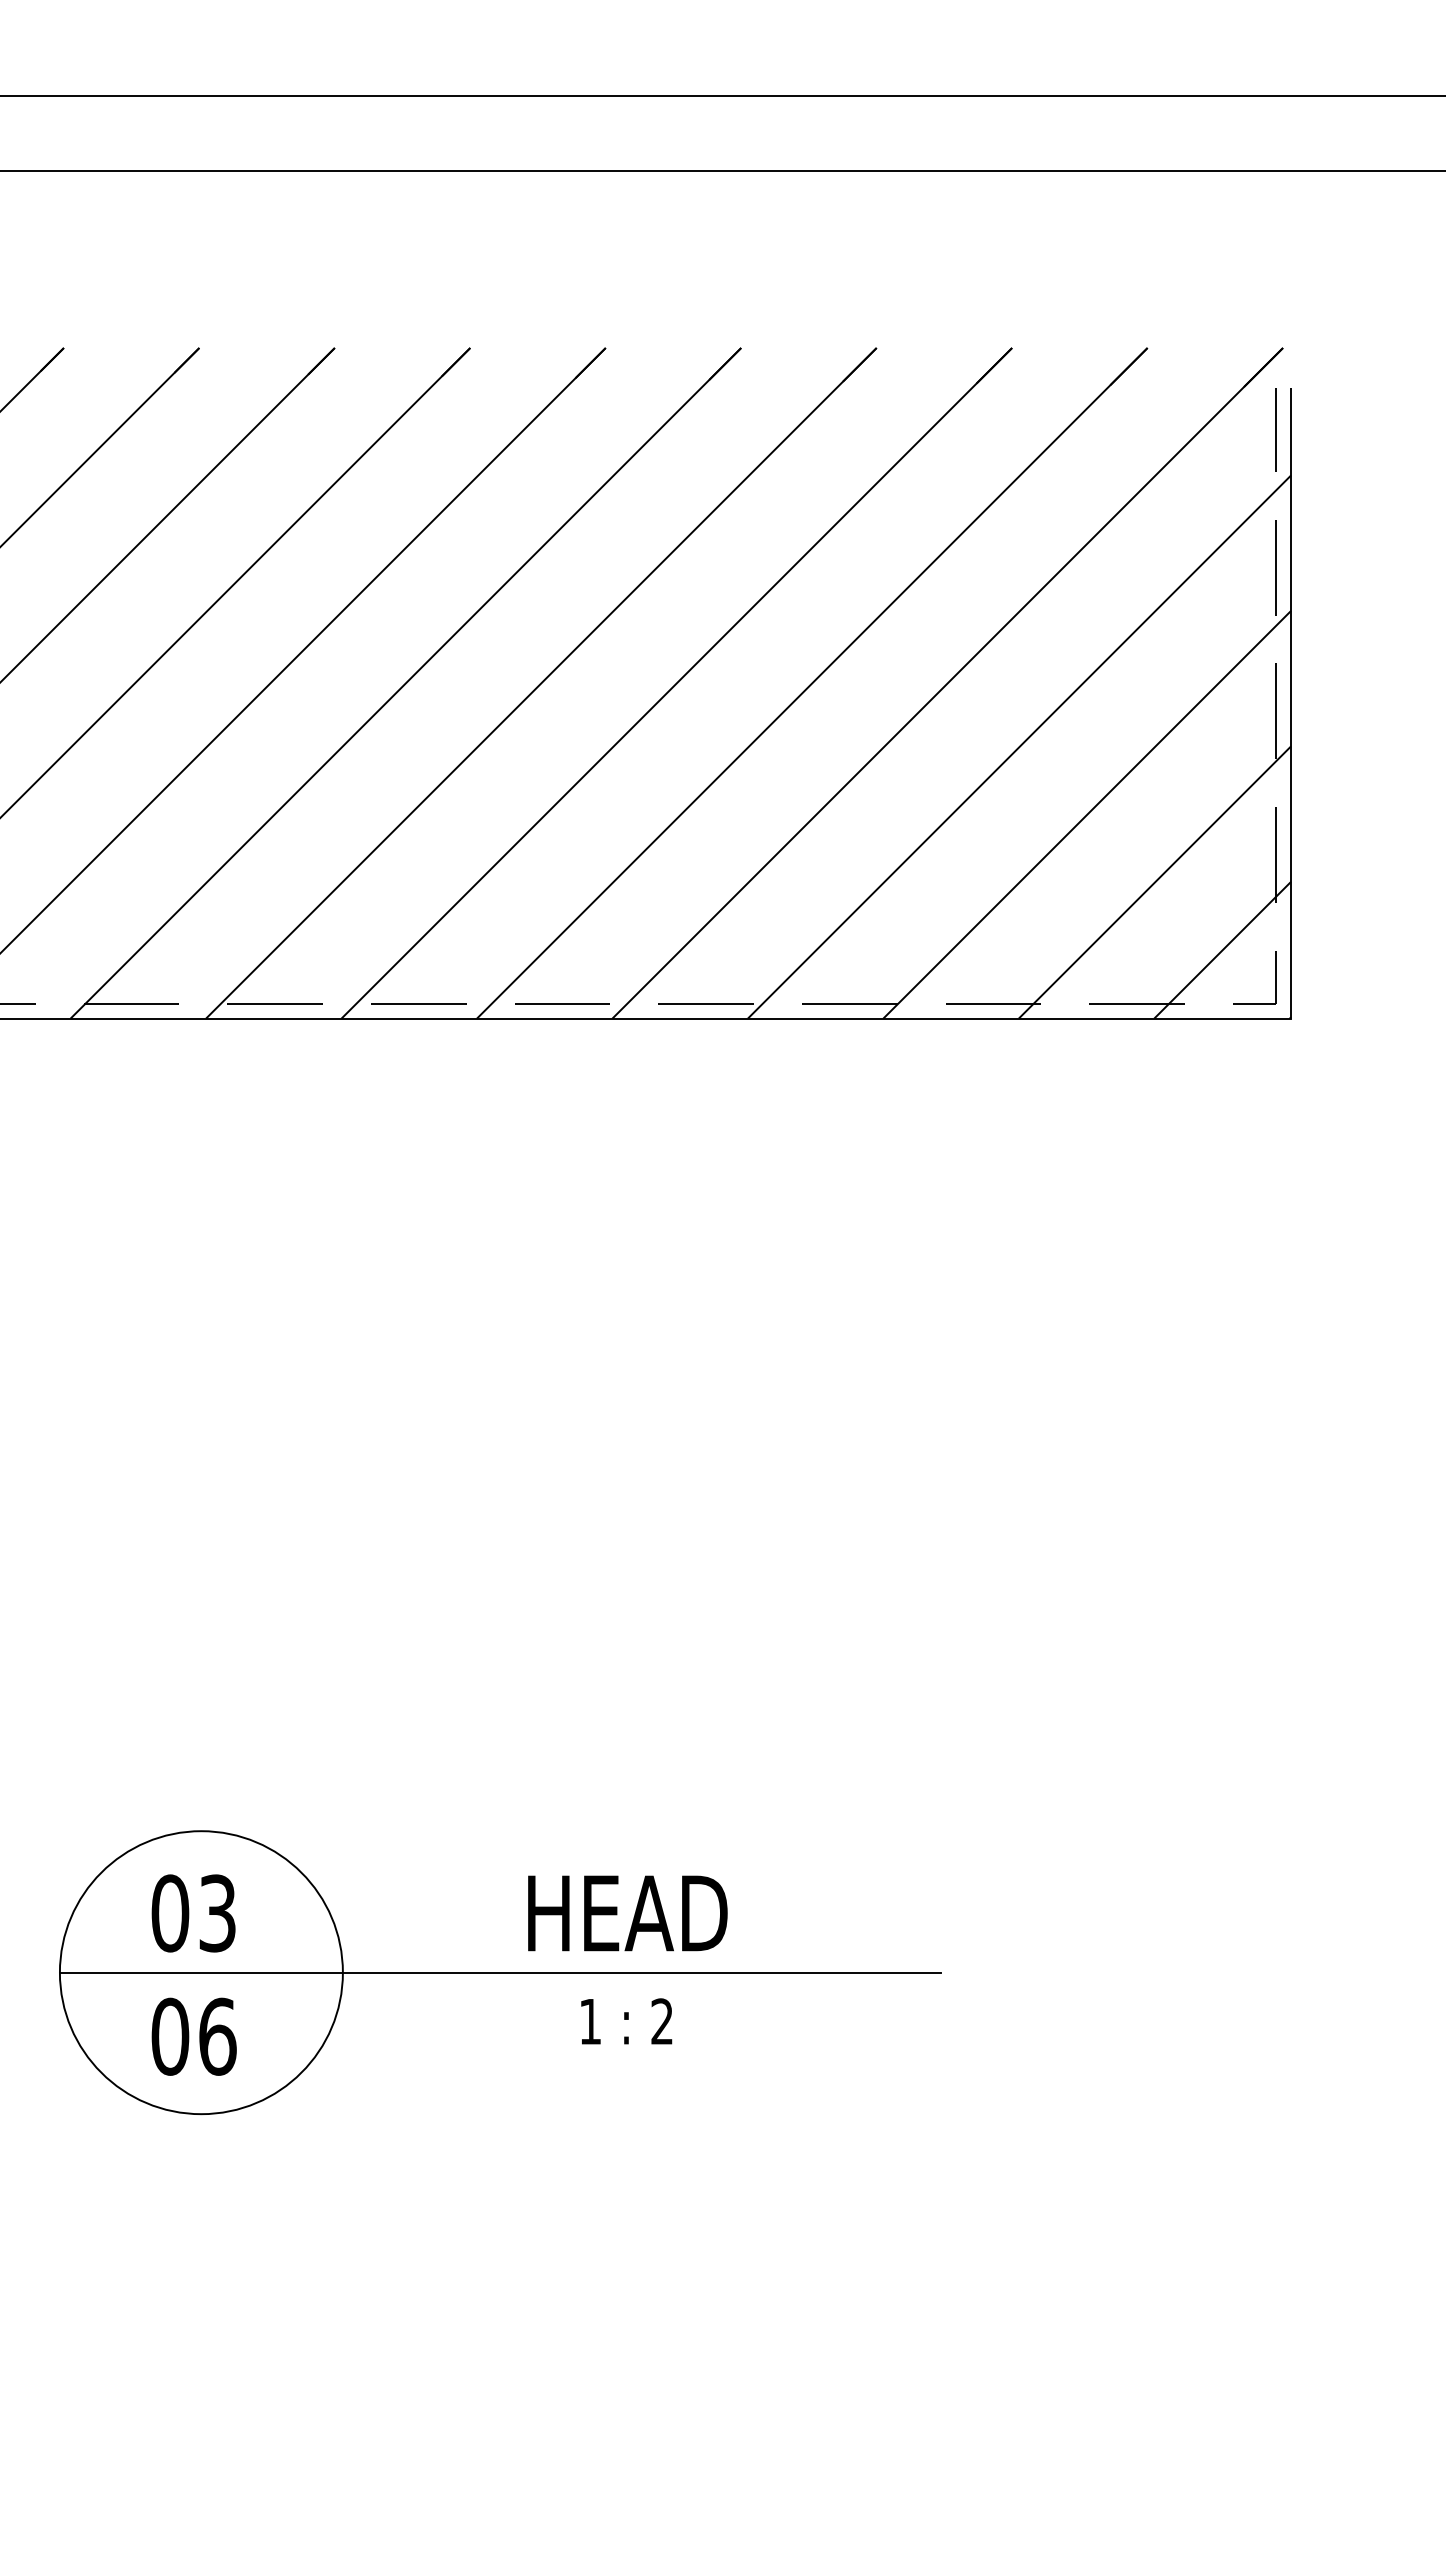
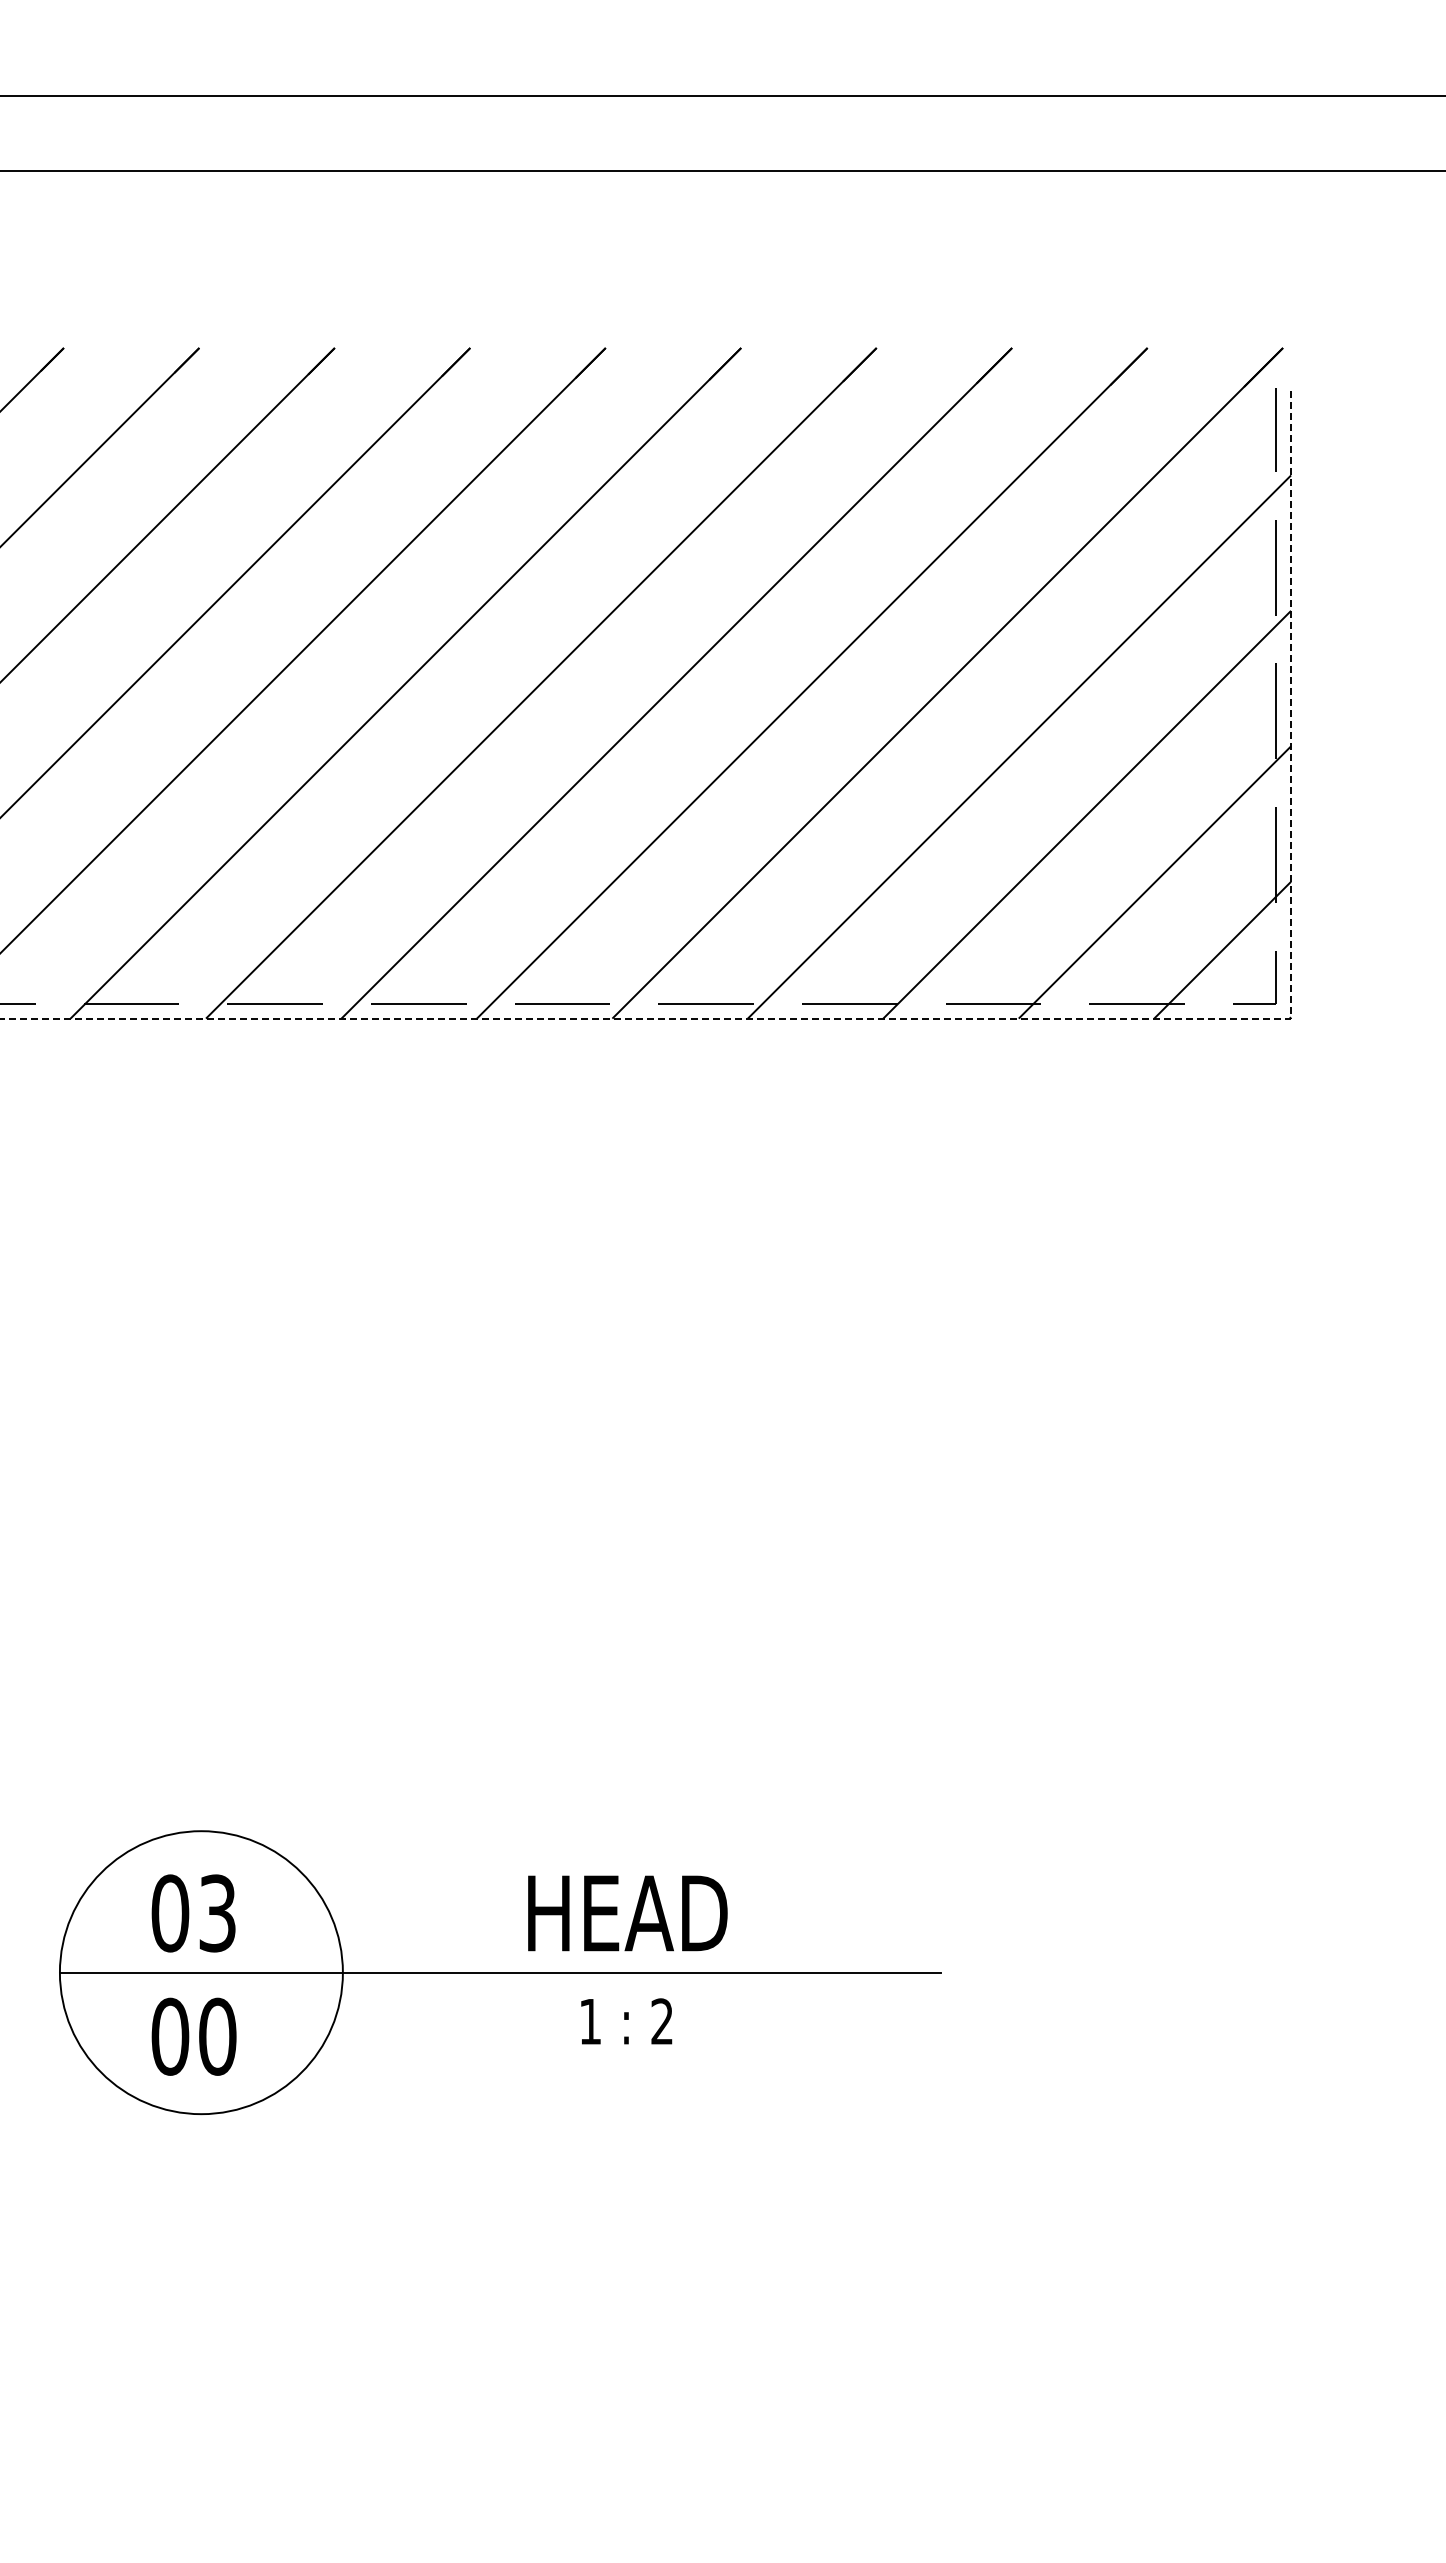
line: solid -> dashed (962, 1018)
text: 06 -> 00 (217, 2036)
